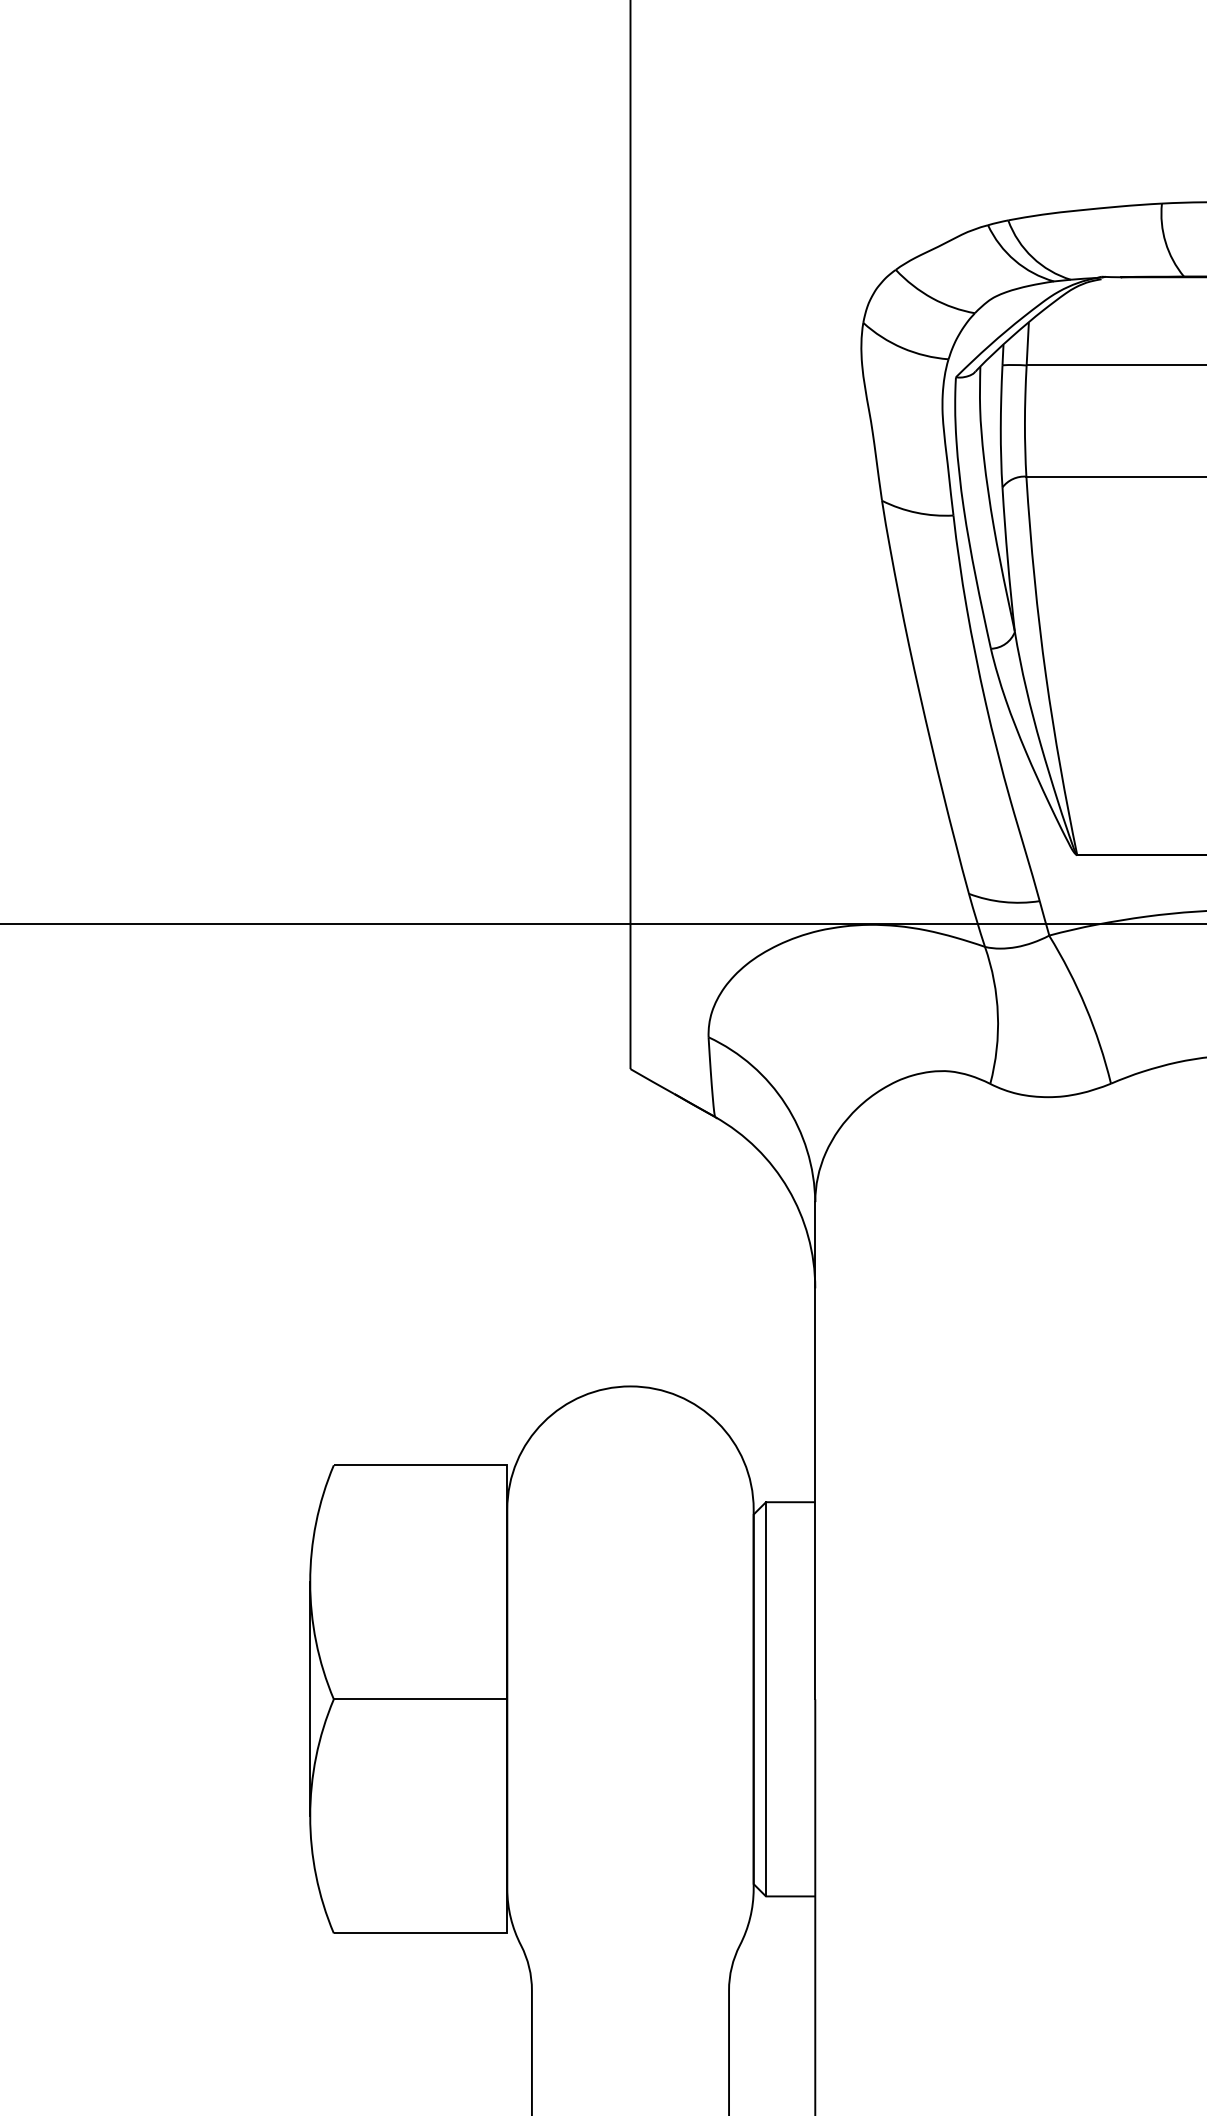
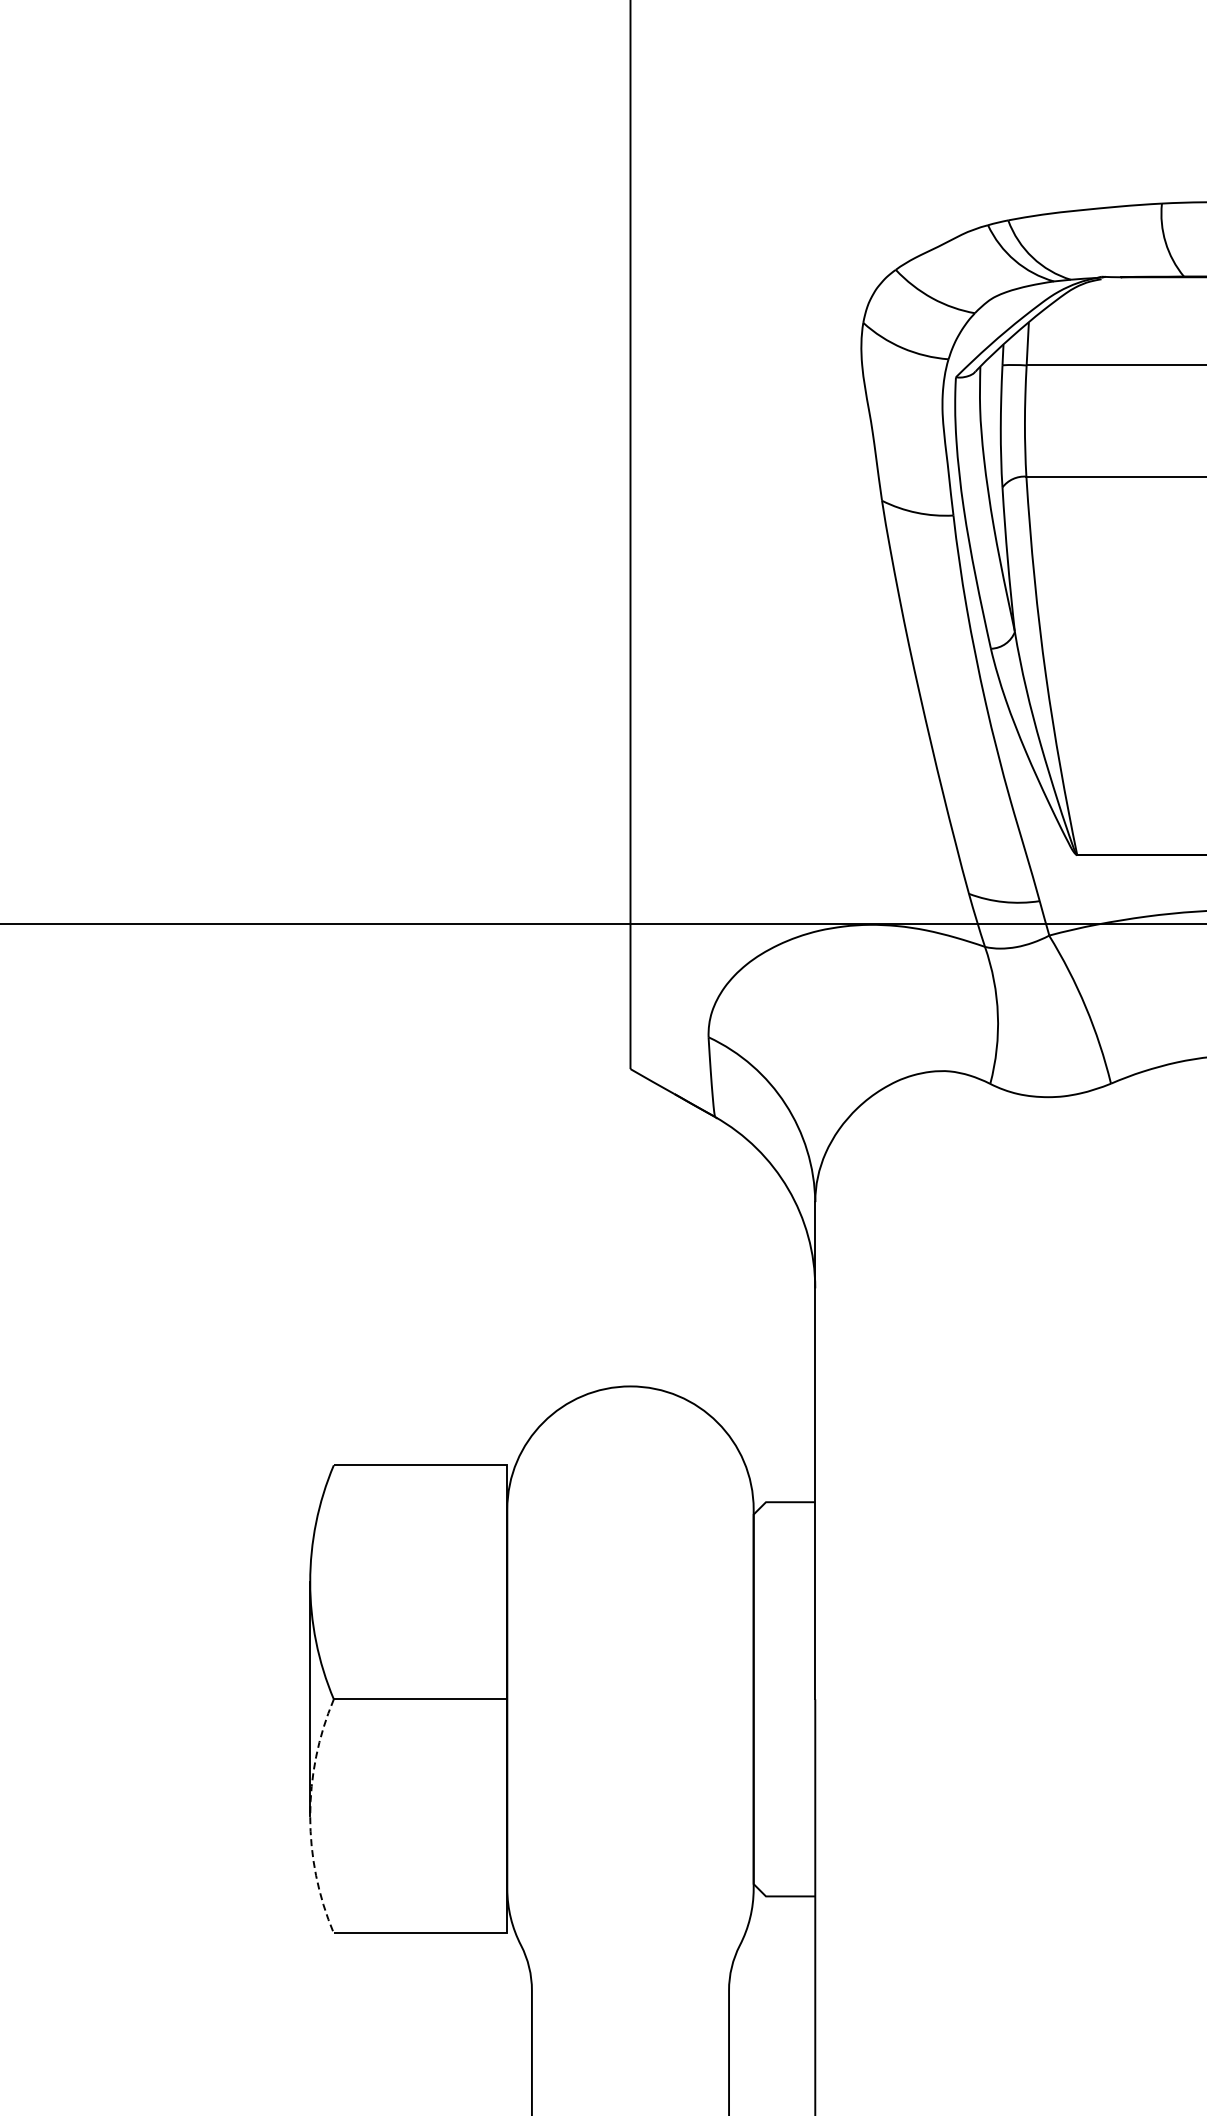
line: present -> none (766, 1699)
arc: solid -> dashed (310, 1816)
